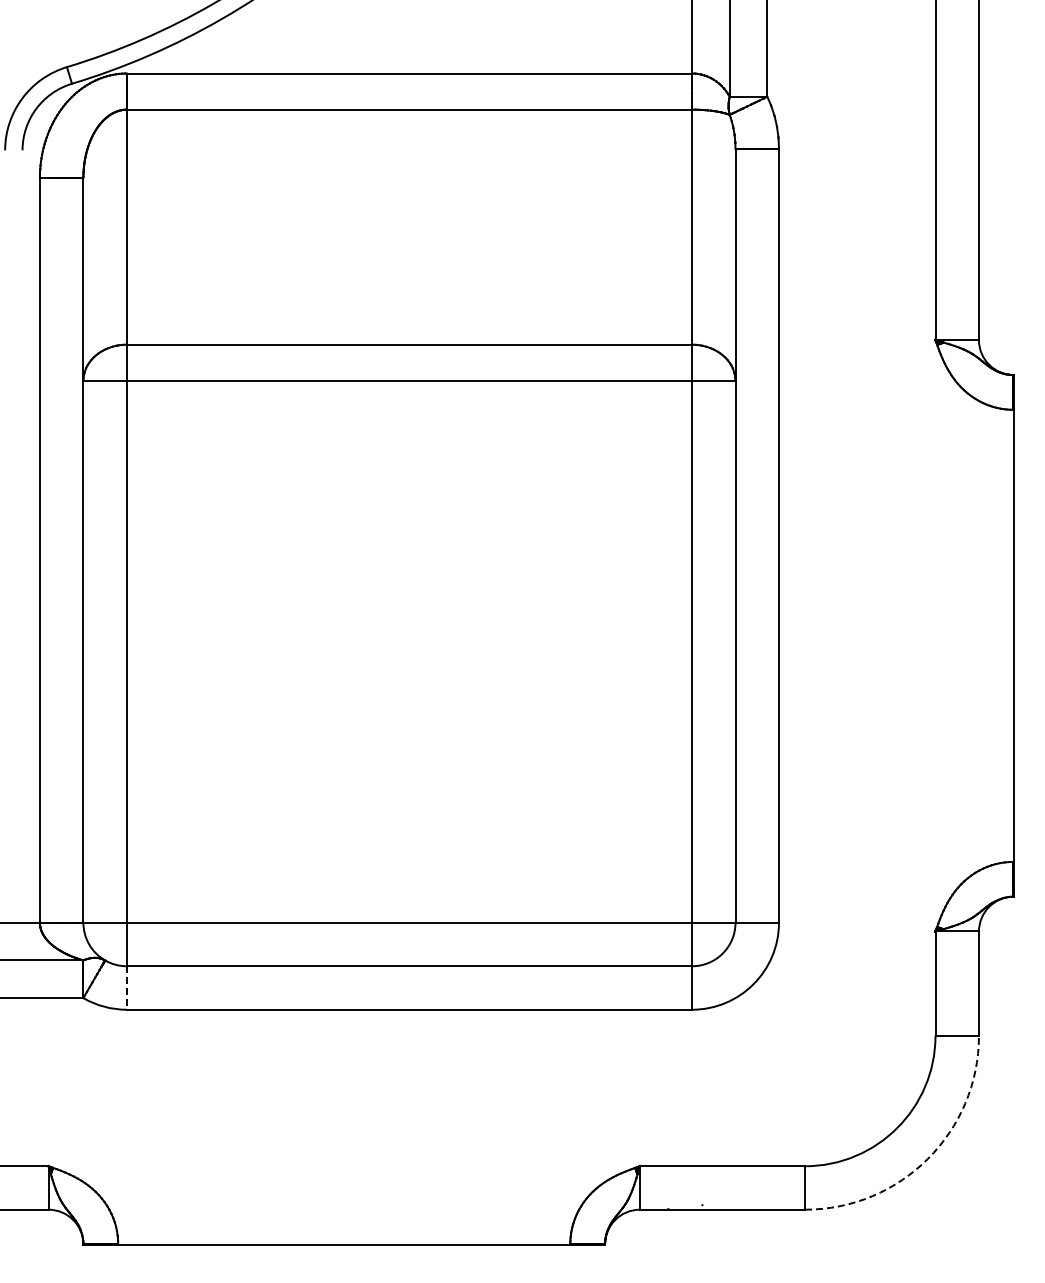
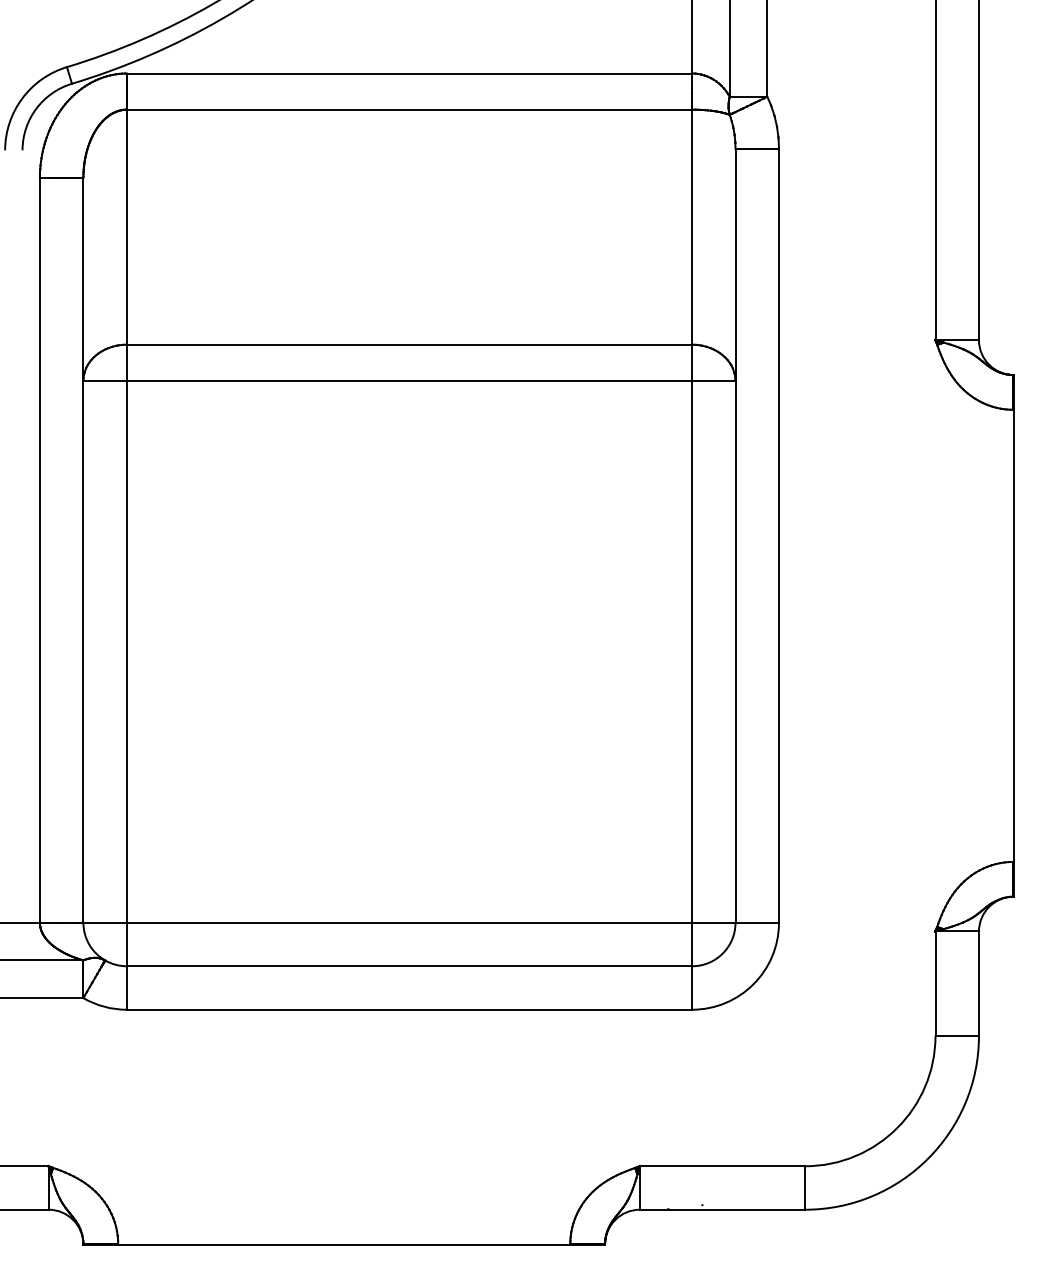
line: dashed -> solid (126, 988)
arc: dashed -> solid (928, 1158)
